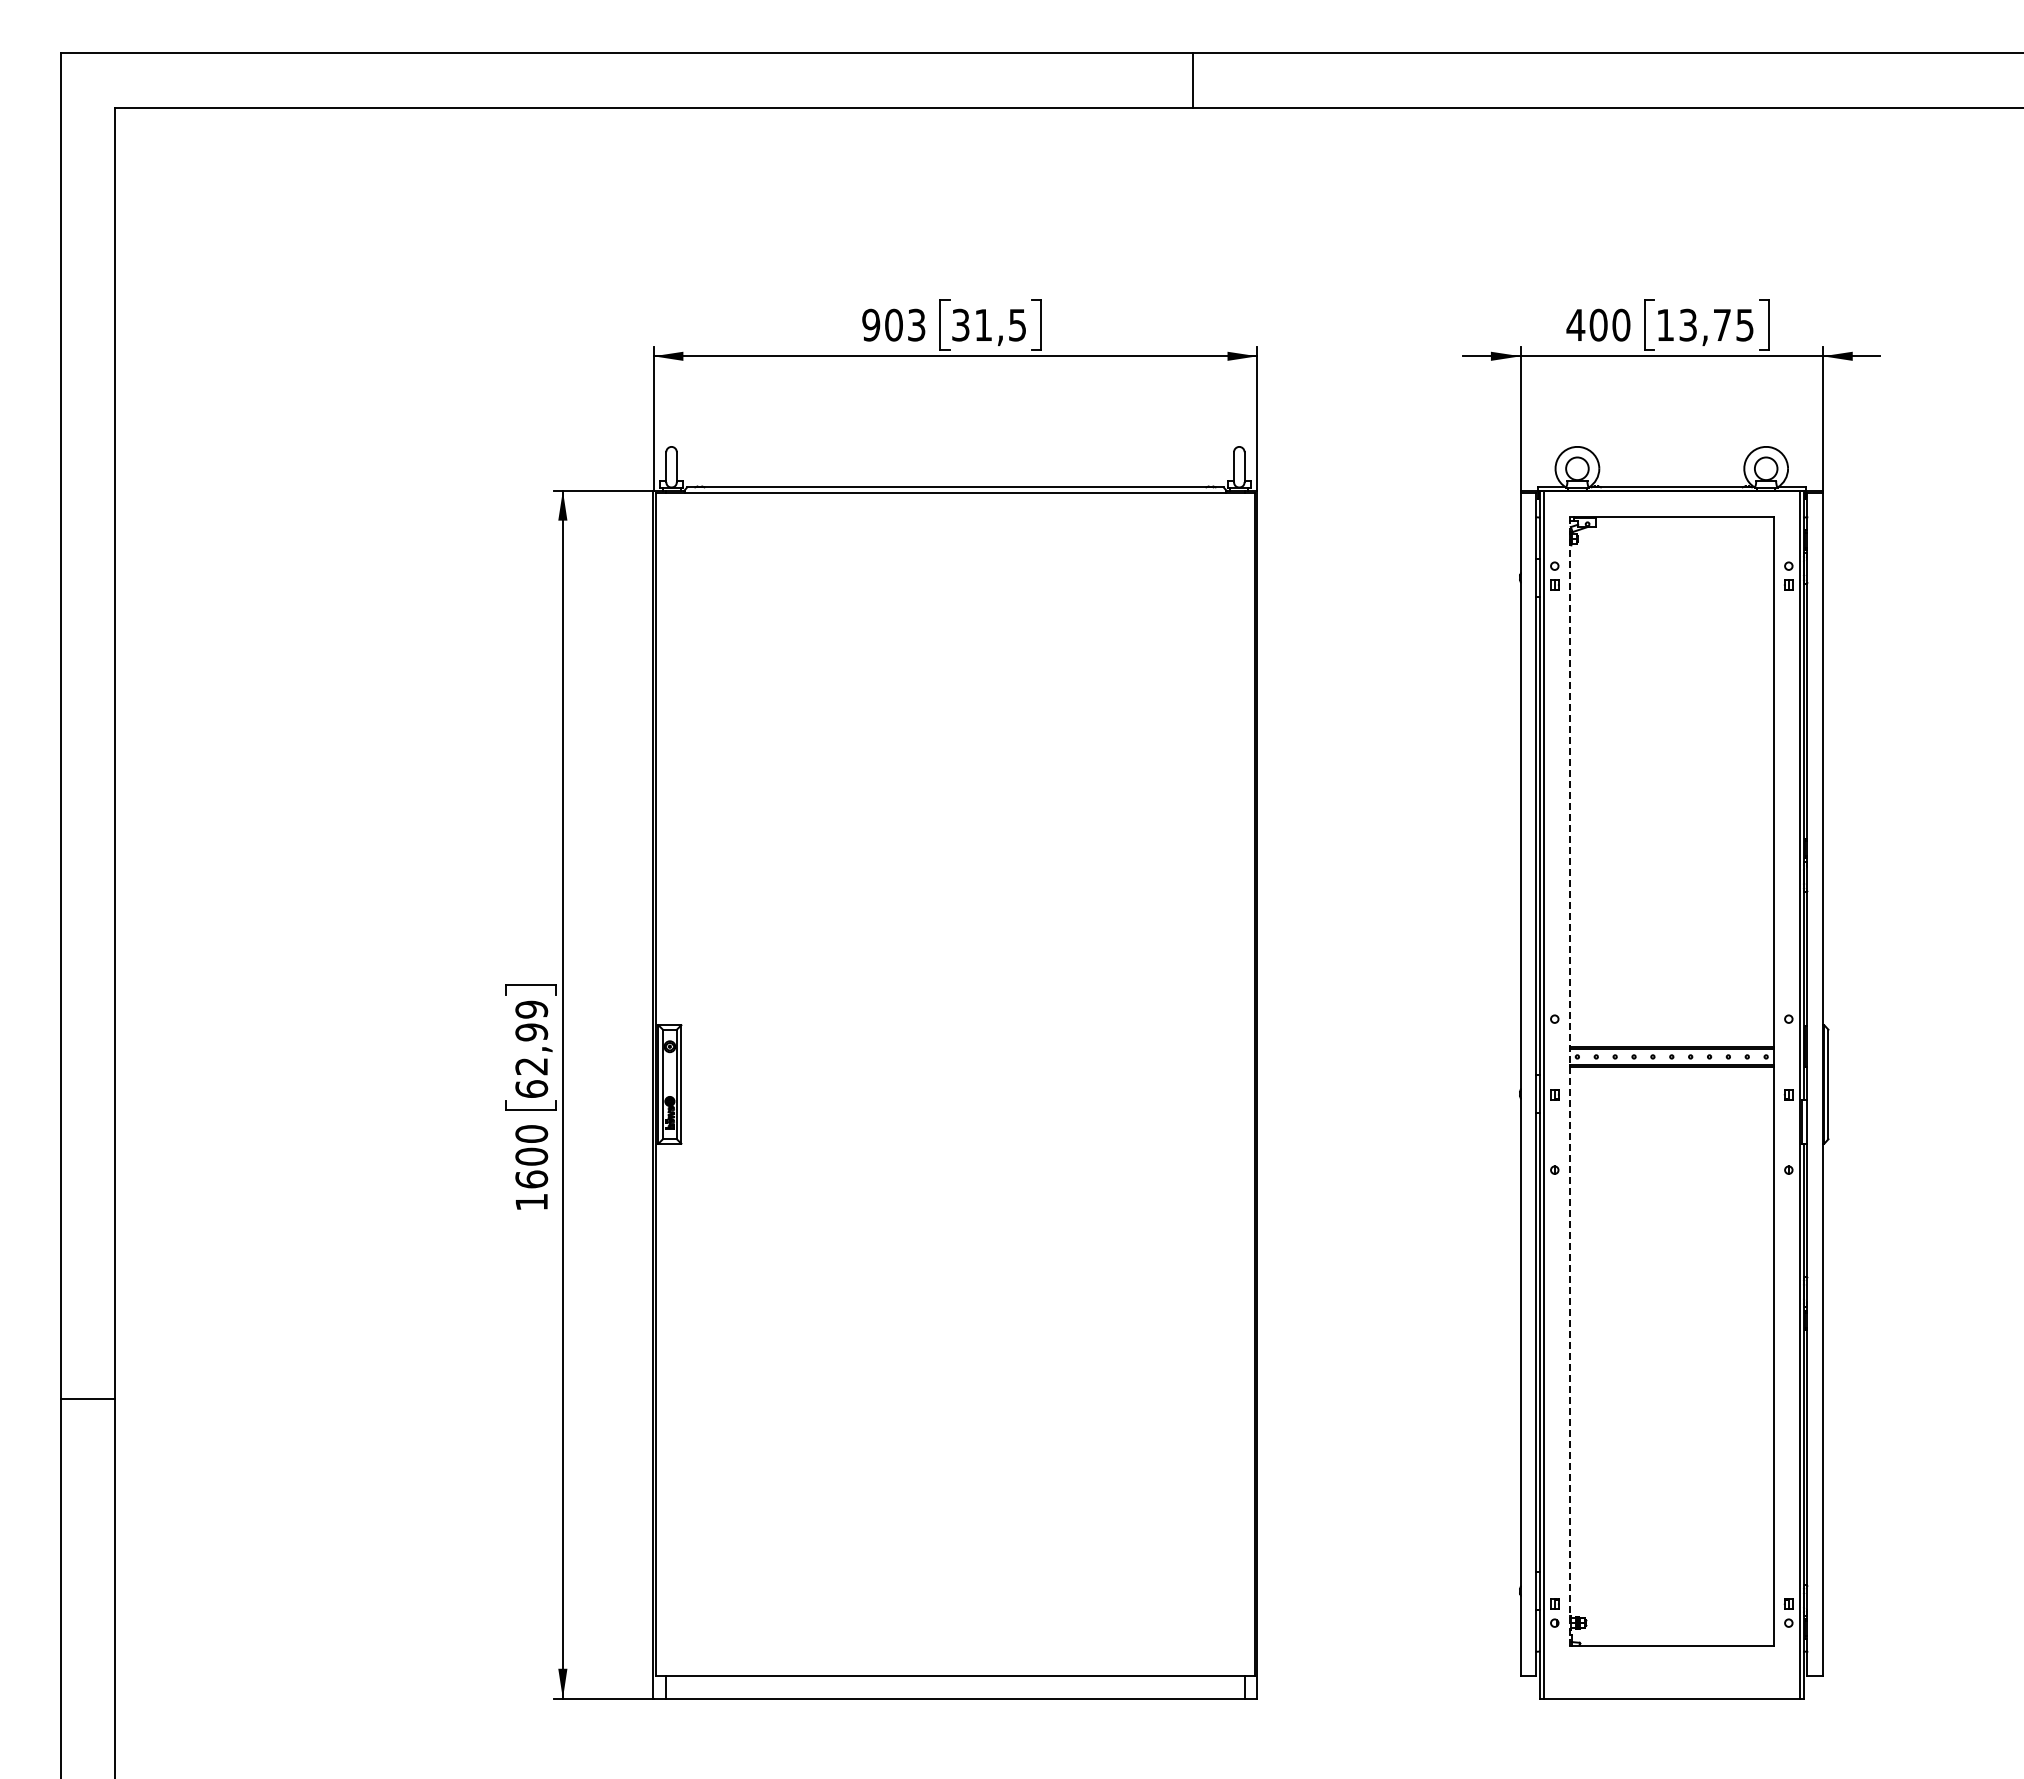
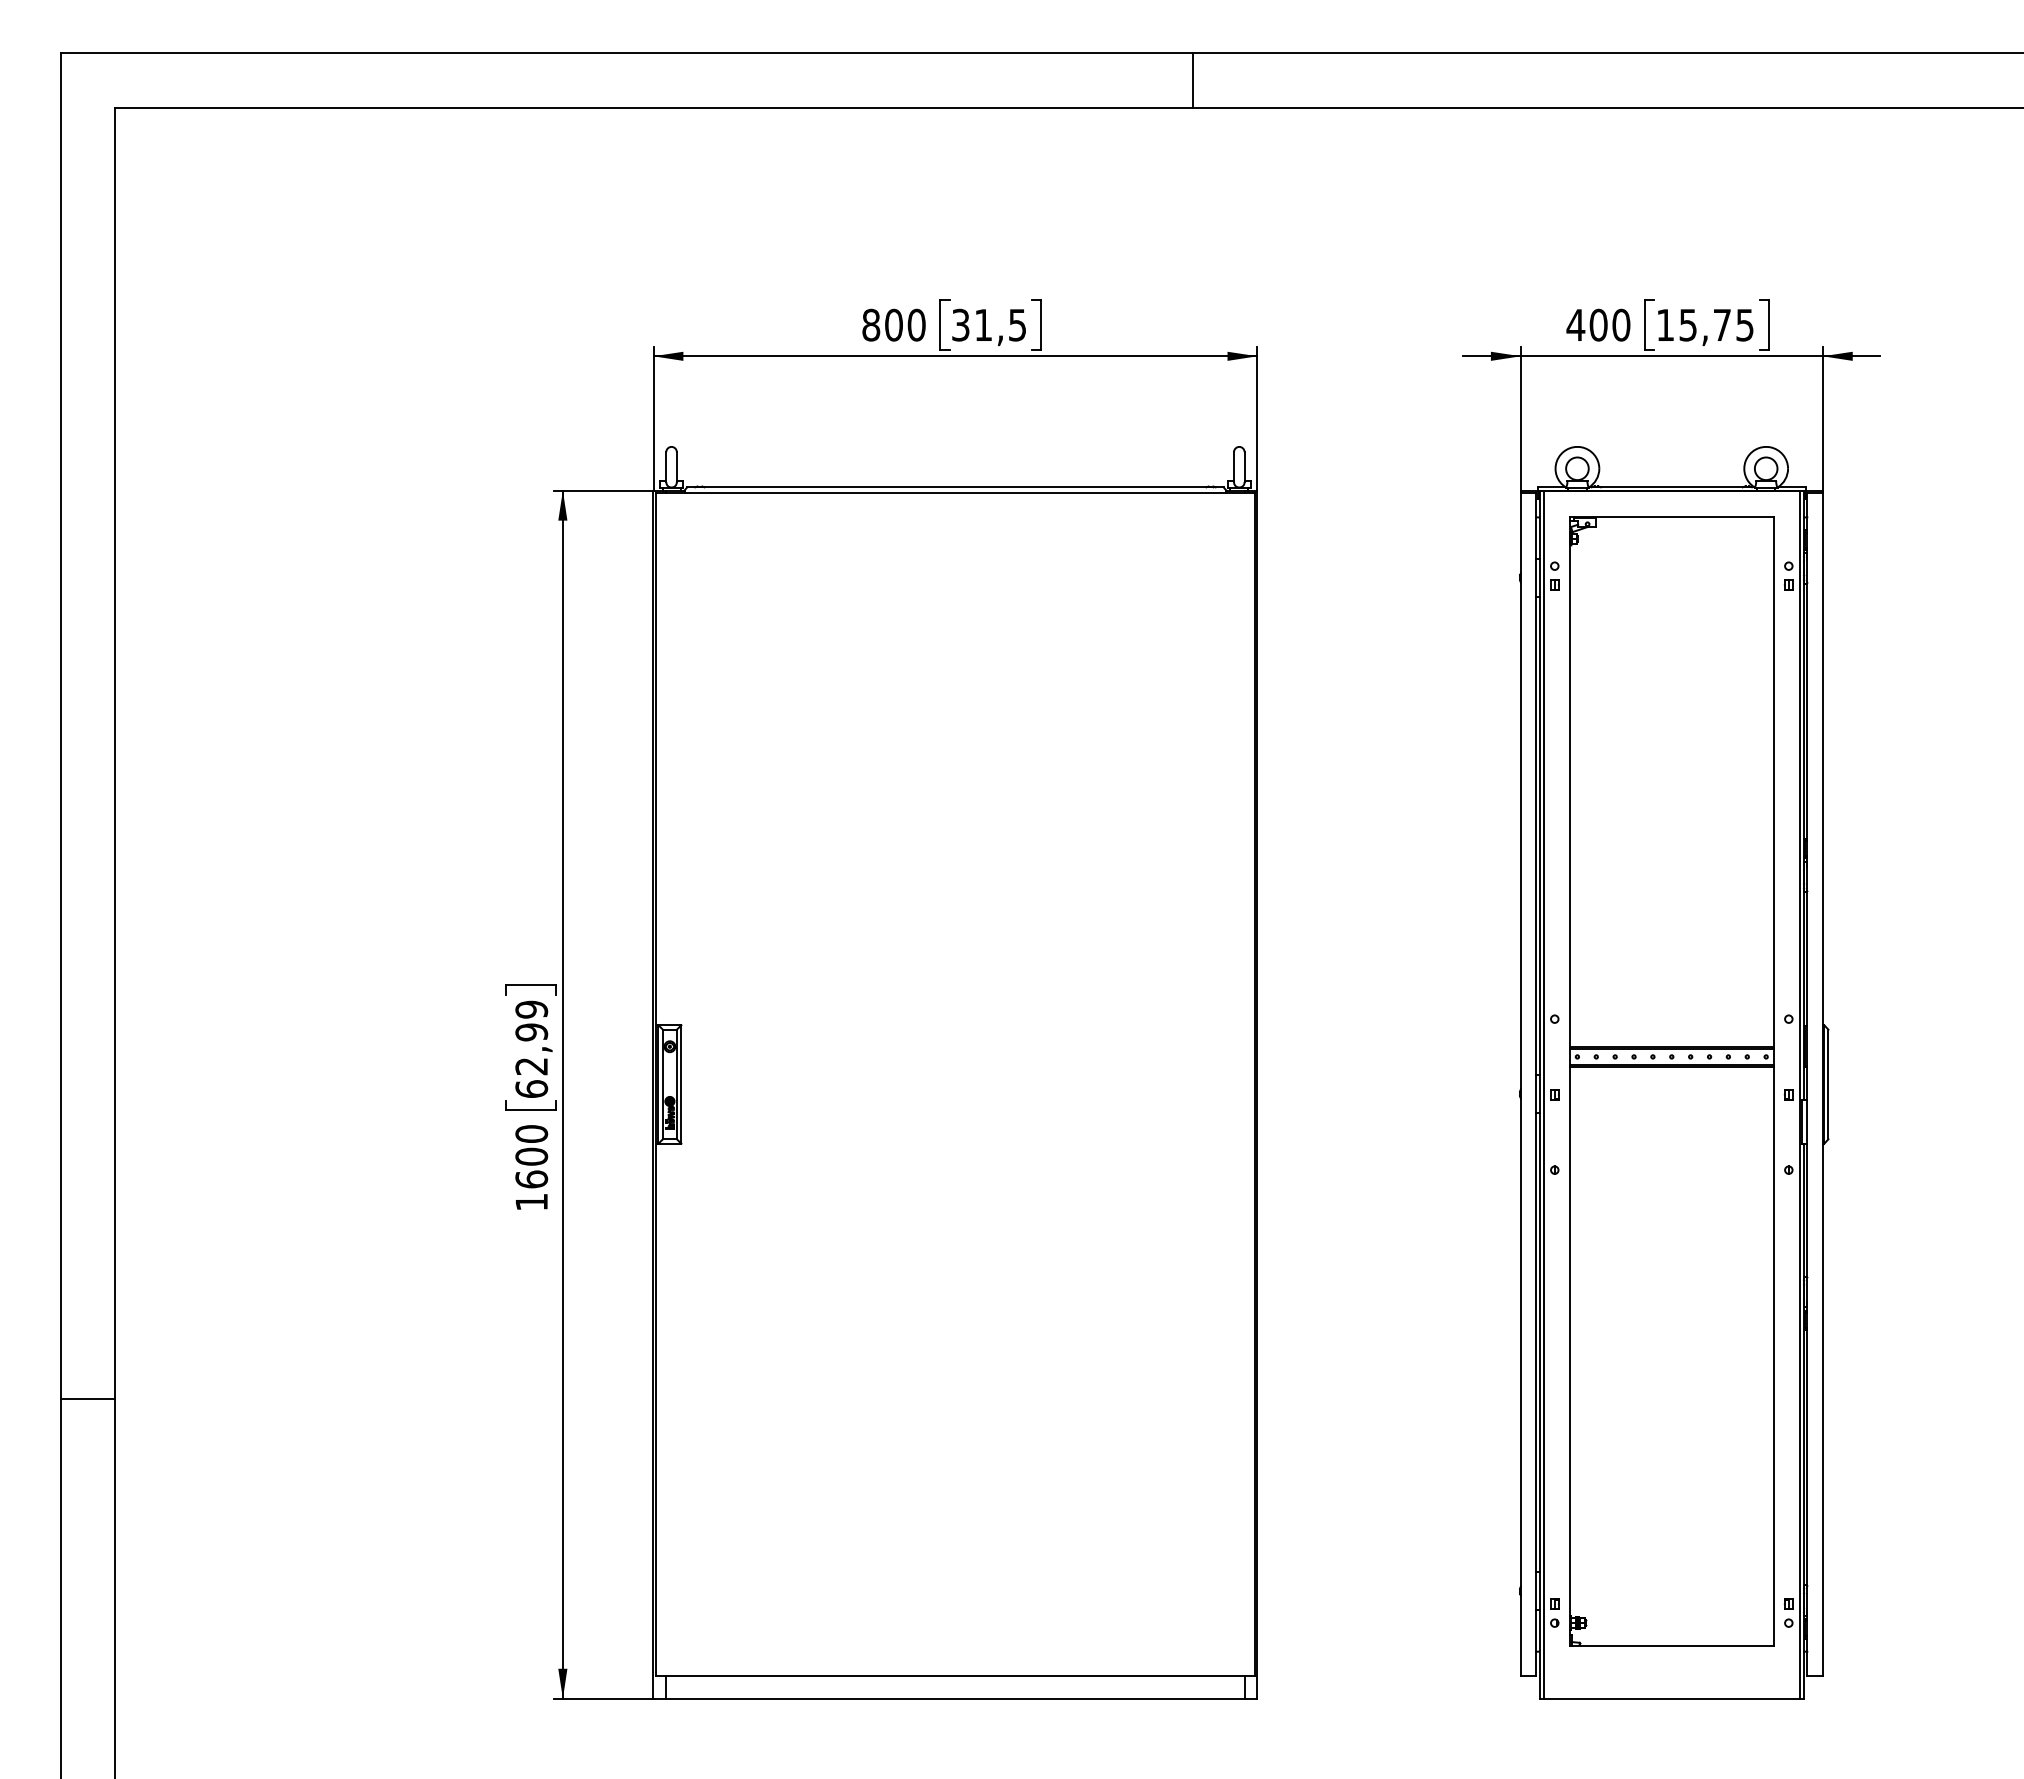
text: 903 -> 800 (893, 324)
text: 13,75 -> 15,75 (1688, 324)
line: dashed -> solid (1569, 1081)
